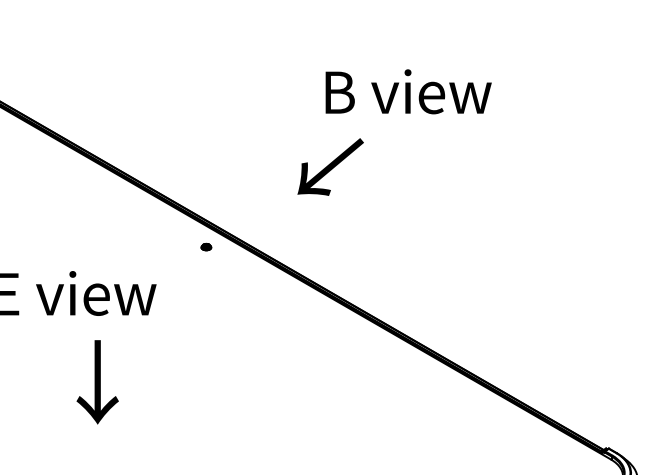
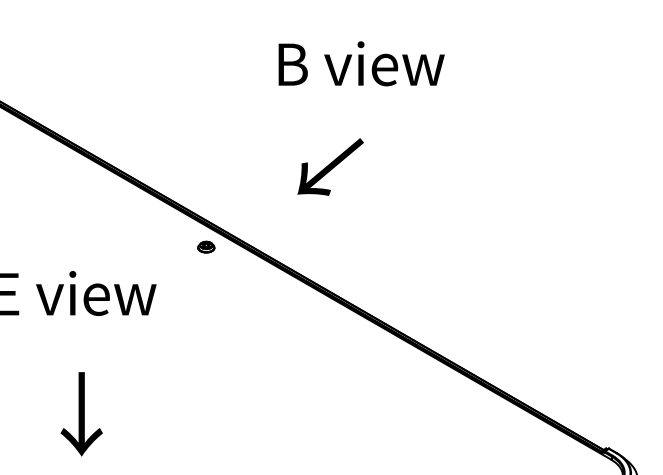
text position: (408, 91) -> (361, 63) (361, 63)
part size: 13x10 px -> 19x14 px (206, 246)
text position: (97, 382) -> (81, 414) (81, 414)
